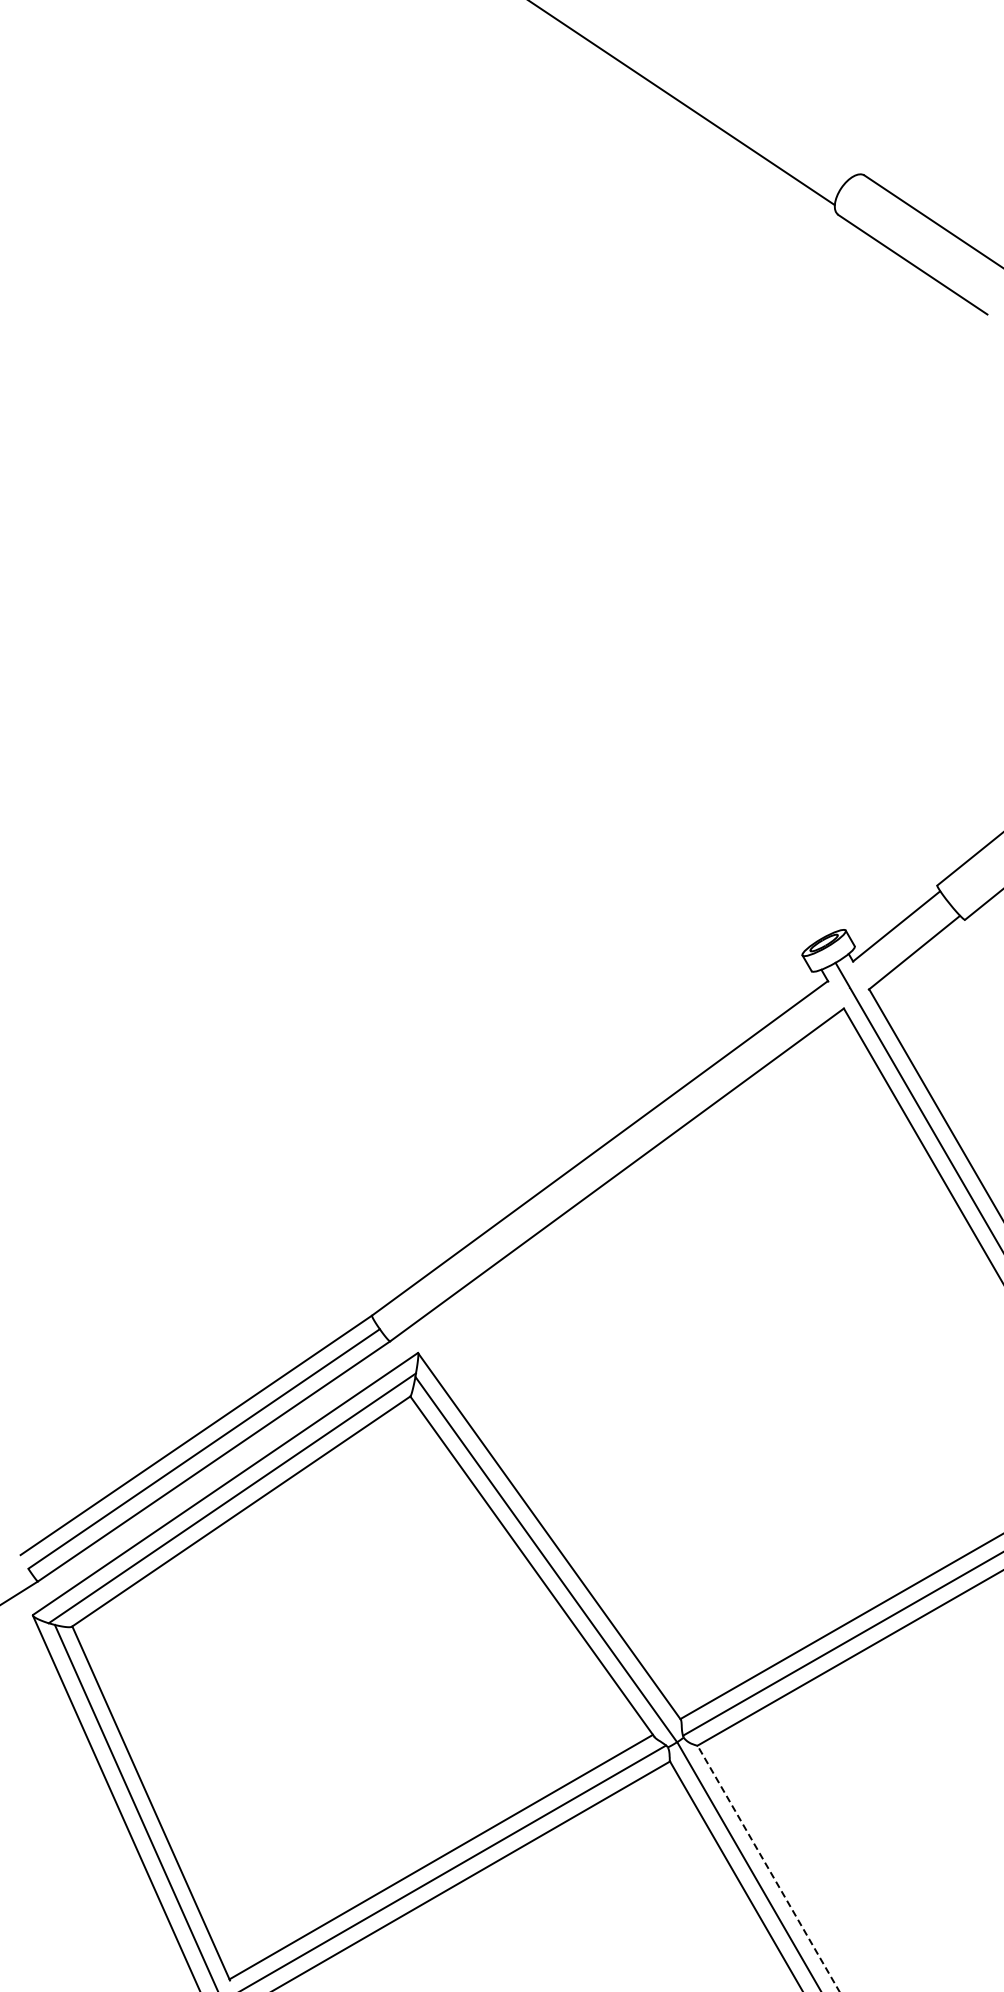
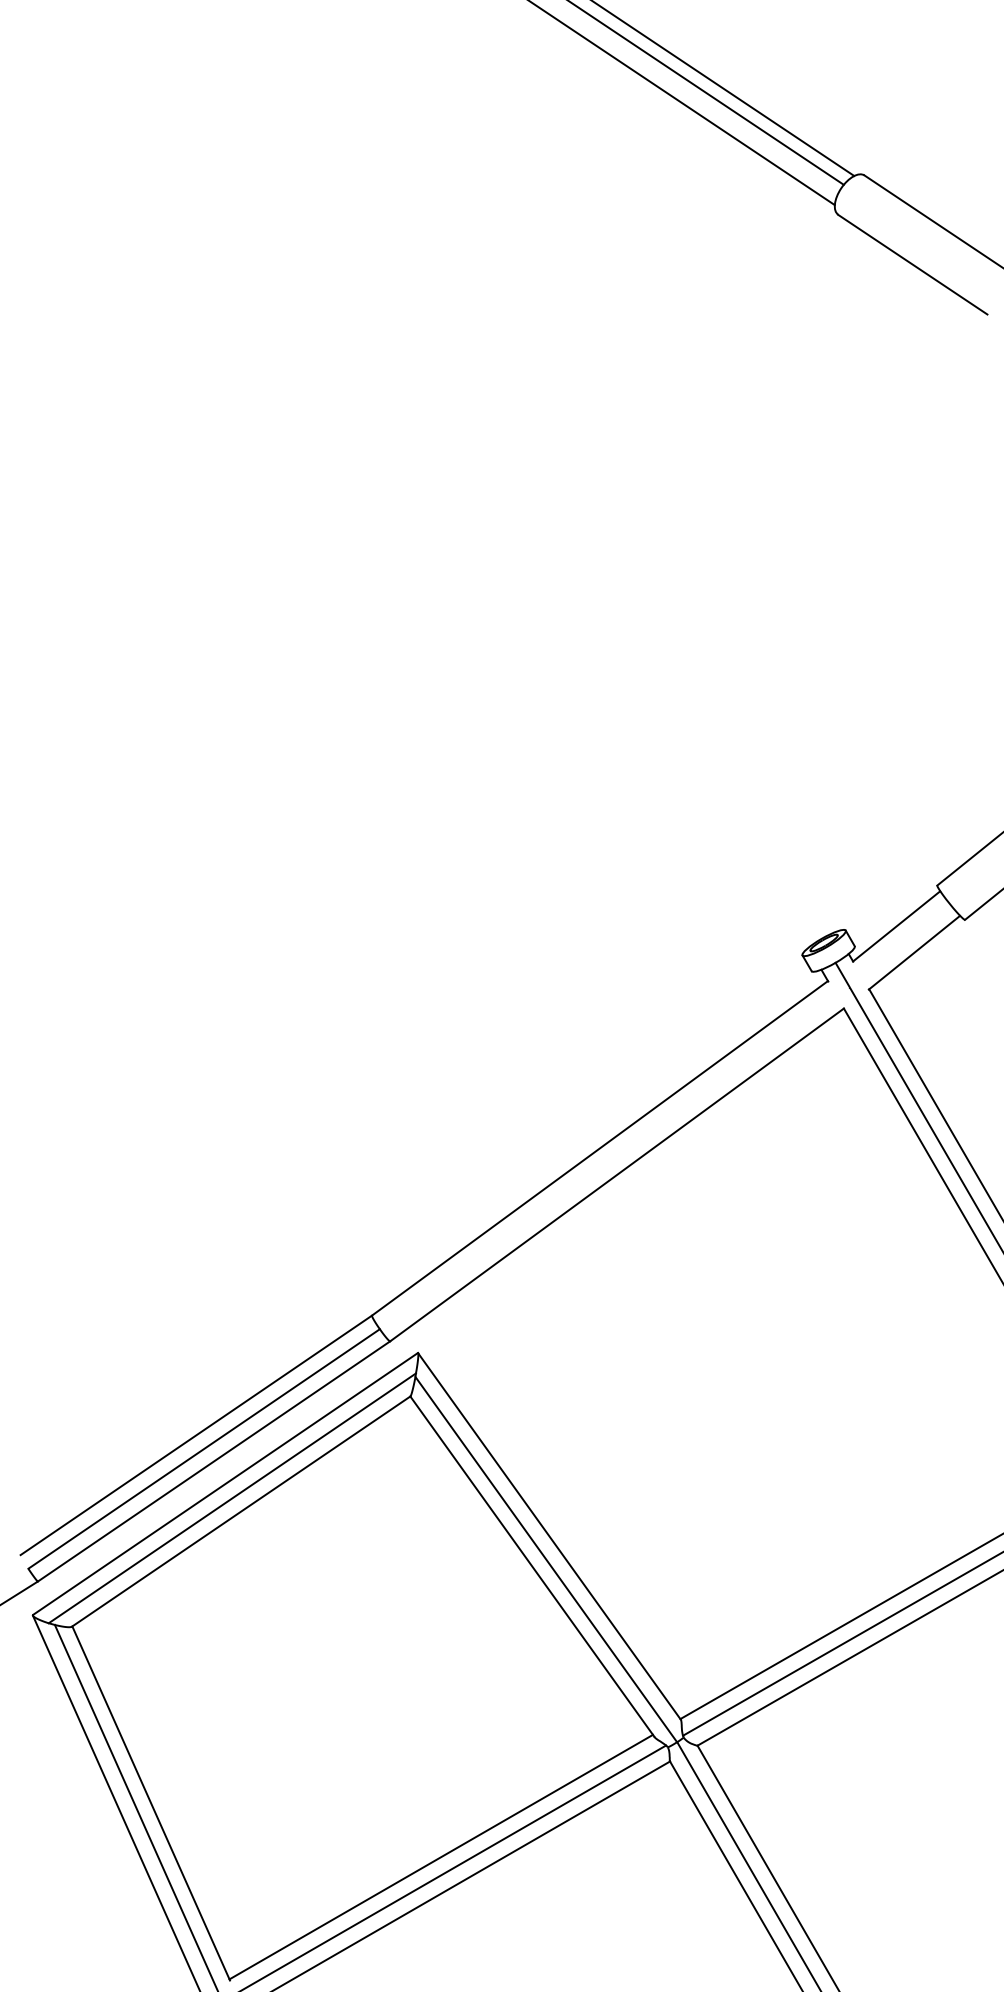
line: none -> present (723, 88)
line: none -> present (706, 93)
line: dashed -> solid (768, 1868)
